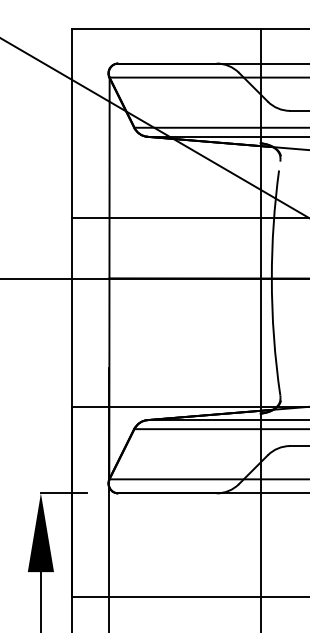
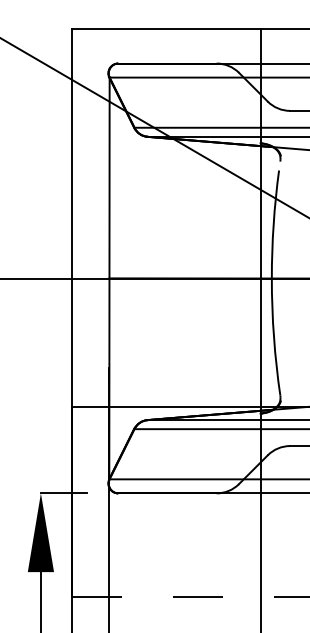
line: present -> none (188, 218)
line: solid -> dashed (190, 596)
